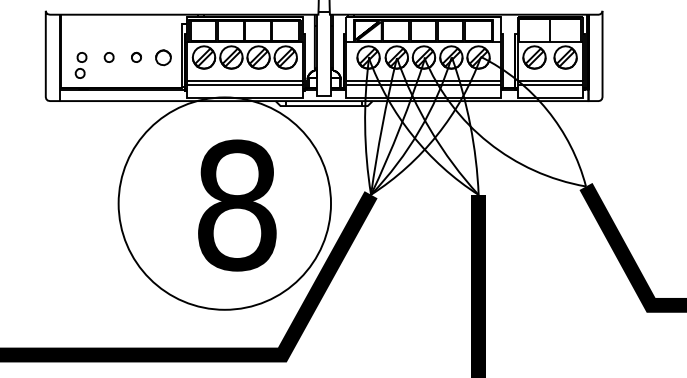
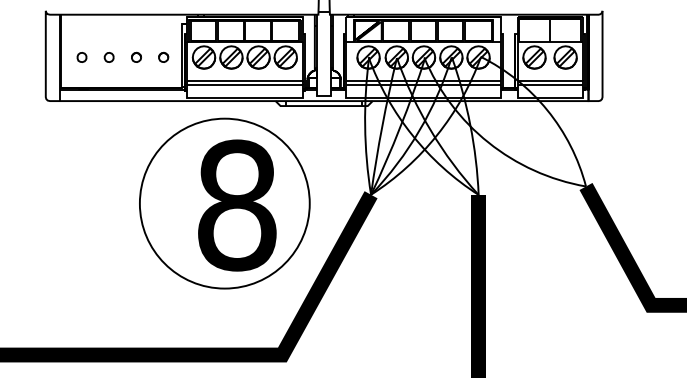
part size: 17x18 px -> 12x12 px (163, 56)
part: present -> none (79, 73)
circle diameter: 212 px -> 170 px (224, 203)
